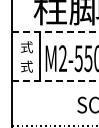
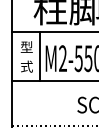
line: dashed -> solid (55, 31)
text: 式 -> 型 (26, 47)
line: dashed -> solid (55, 80)
